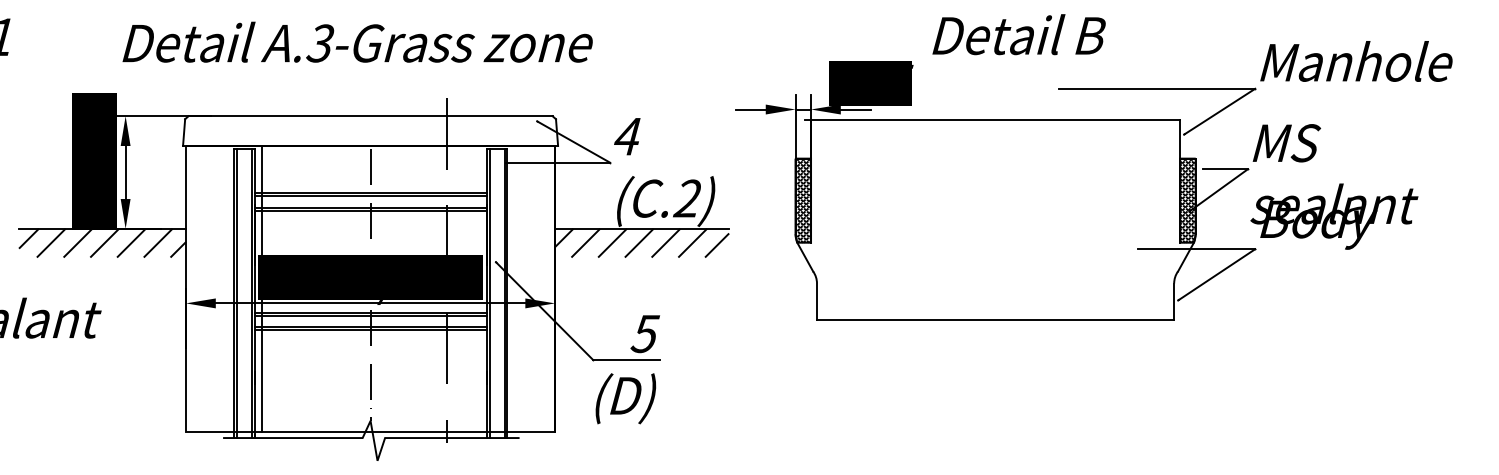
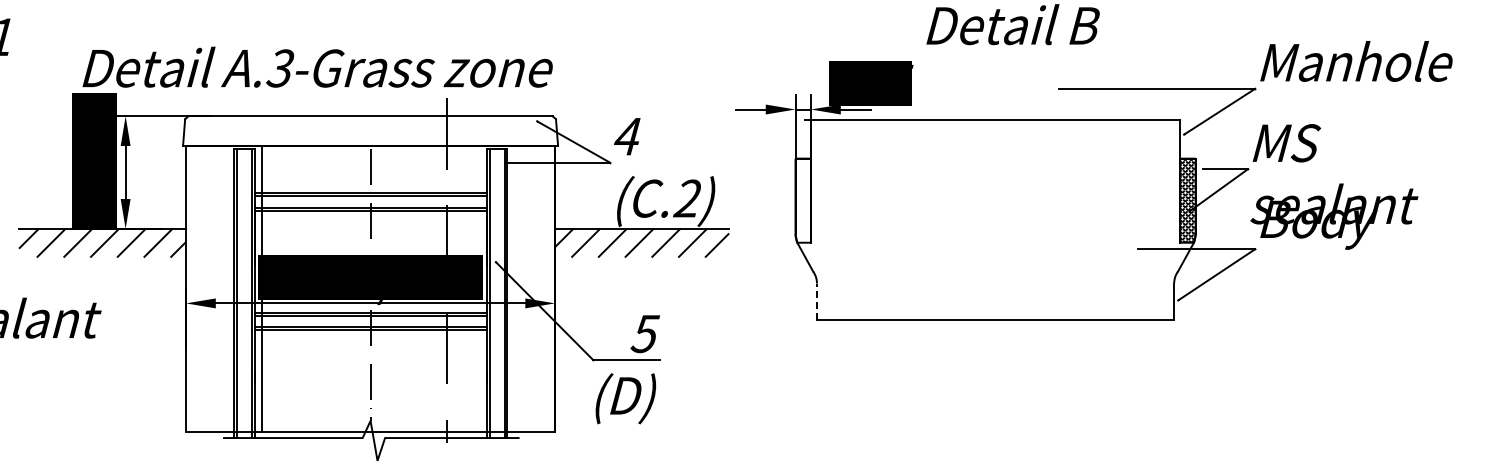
text position: (1018, 34) -> (1012, 24) (1012, 24)
text position: (357, 41) -> (317, 66) (317, 66)
hatch: present -> none (803, 200)
line: solid -> dashed (817, 301)
